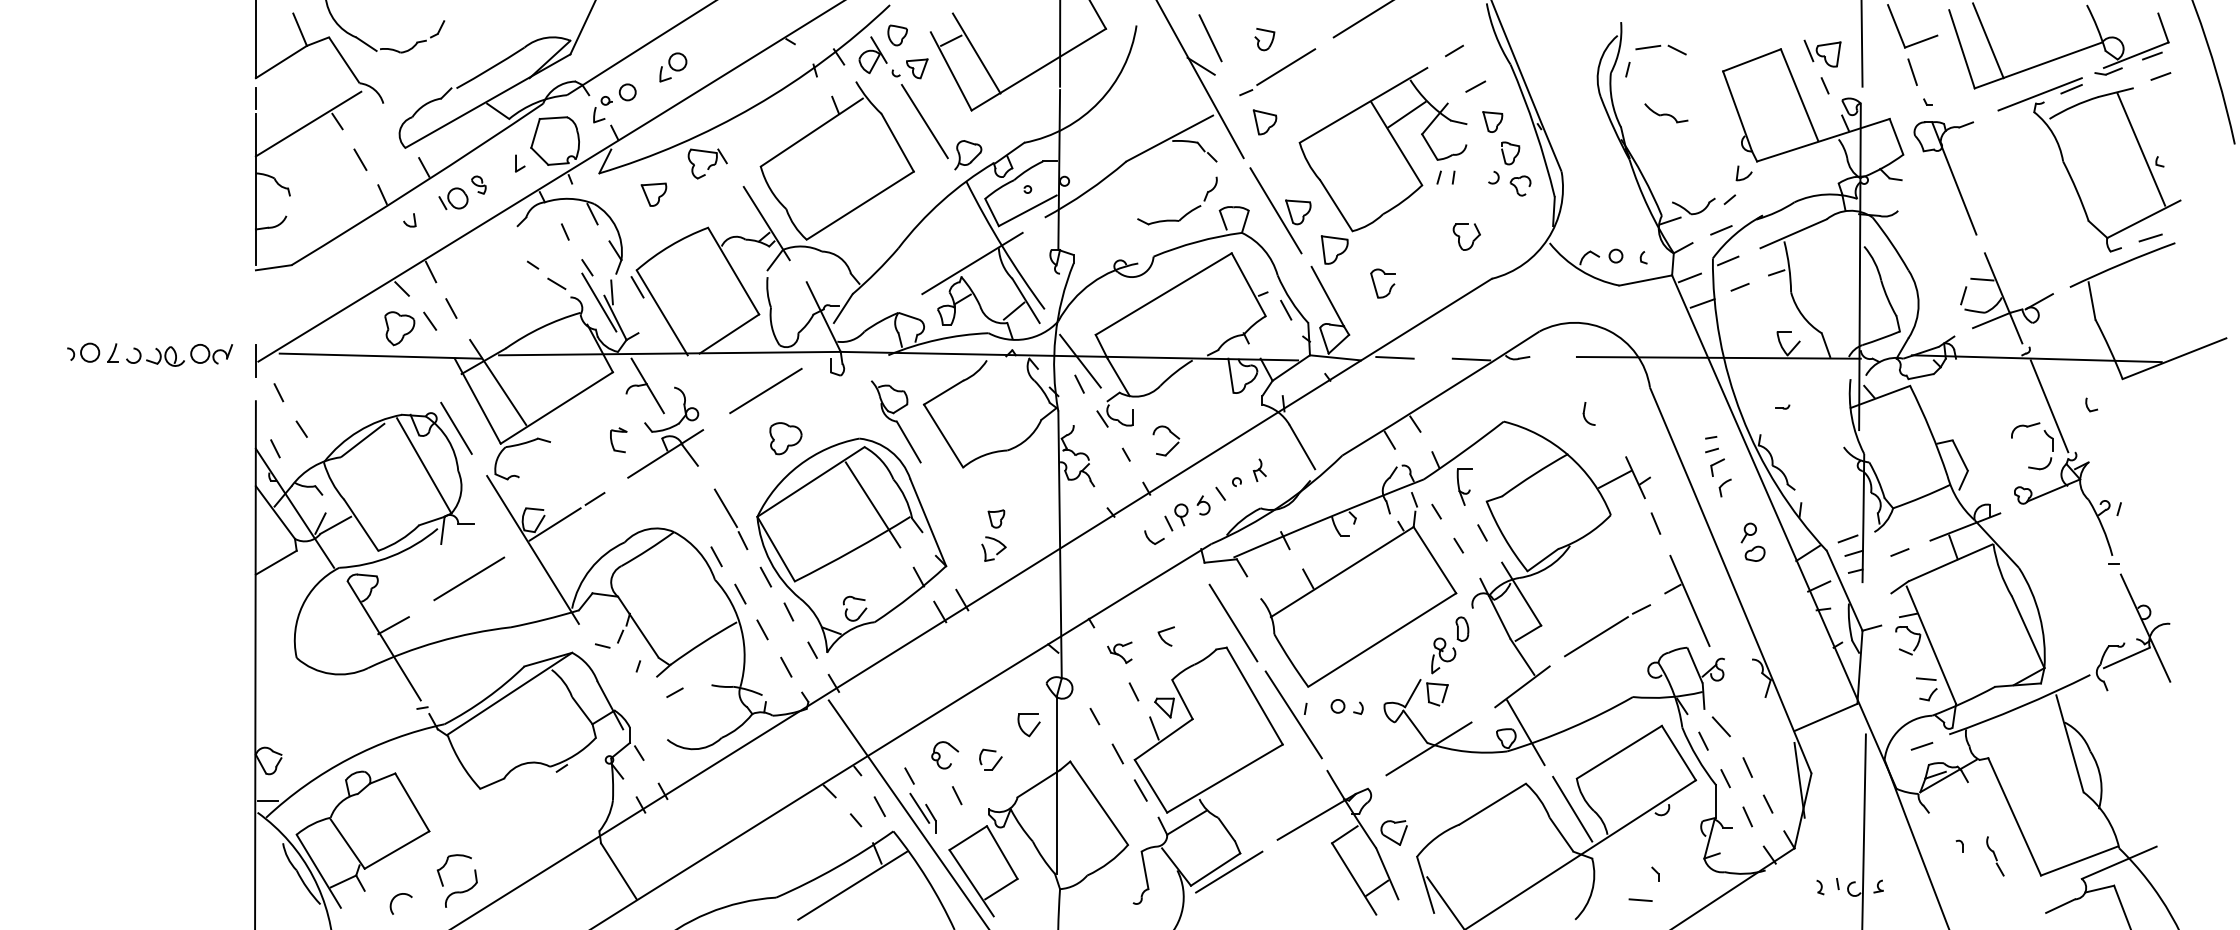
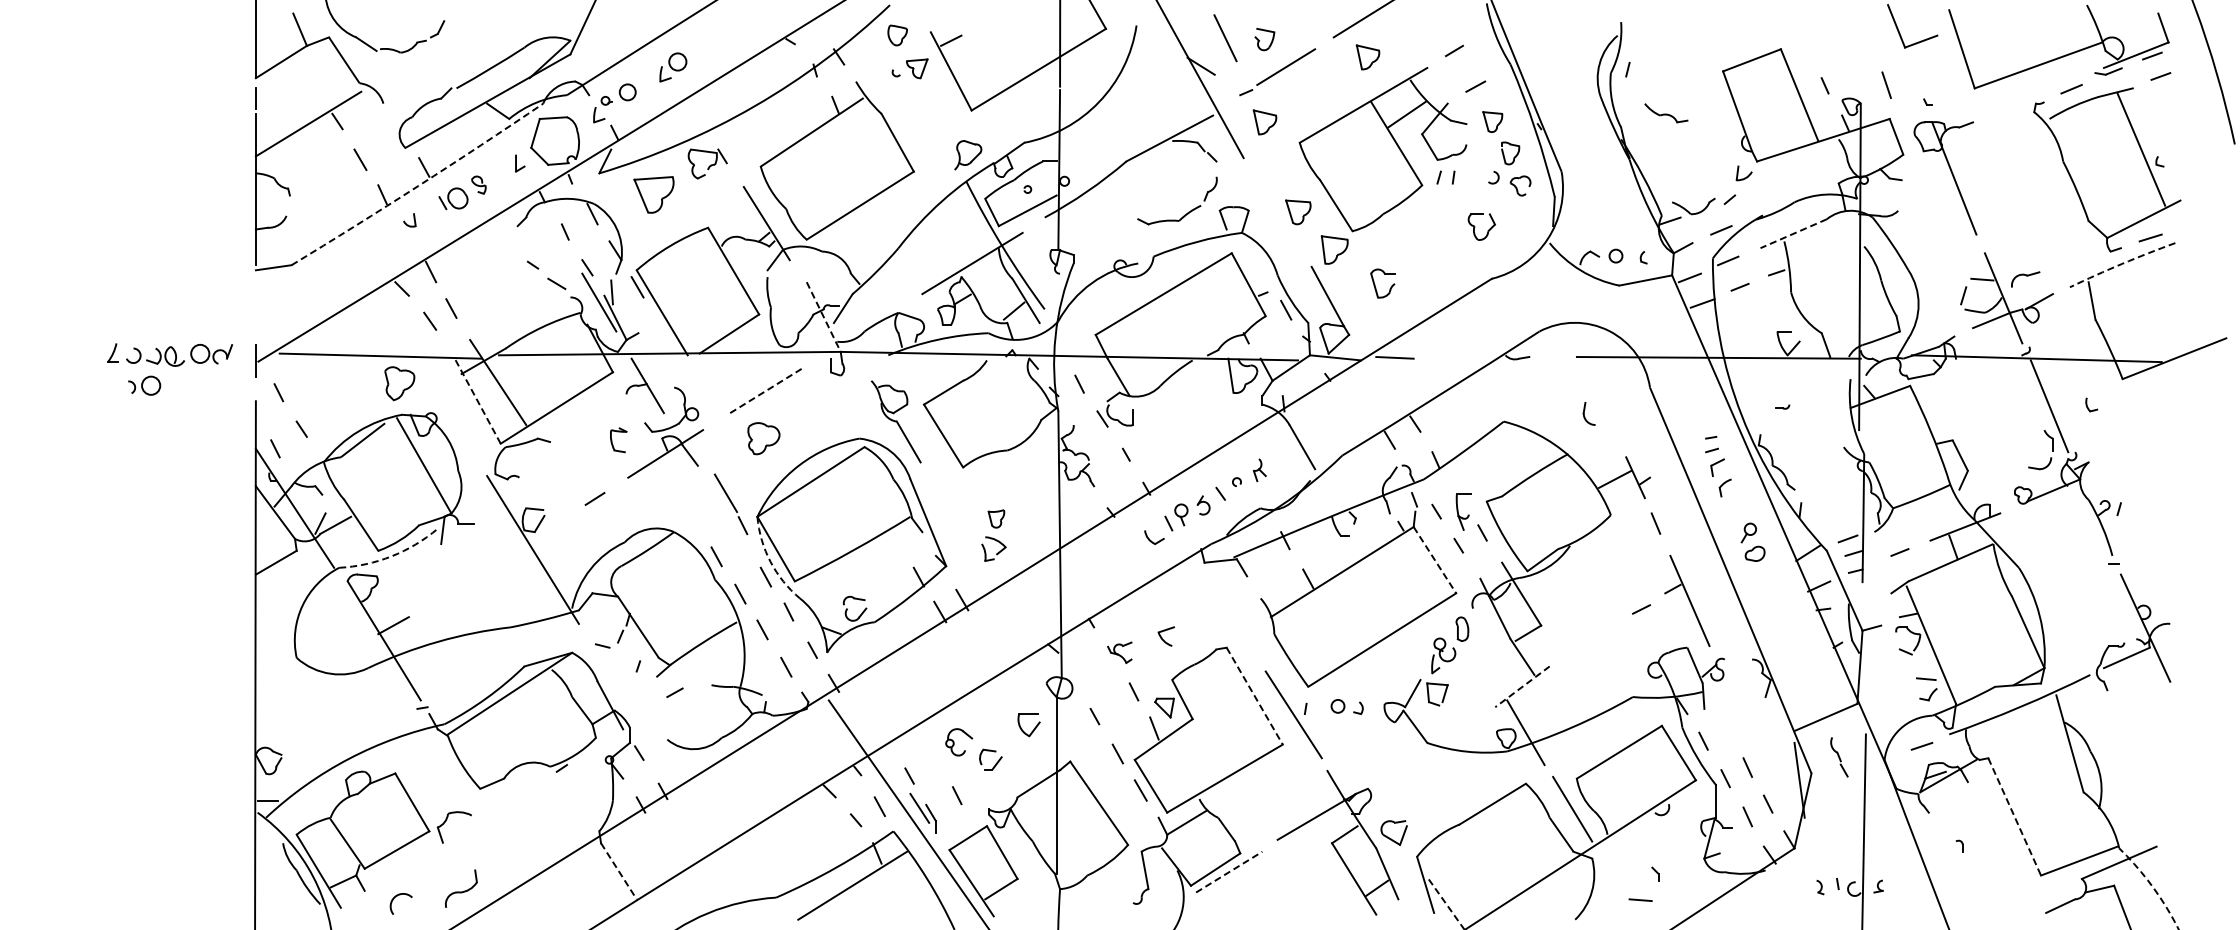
line position: (1210, 38) -> (1225, 38) (1225, 38)
line: present -> none (1988, 40)
line: present -> none (1861, 44)
part: present -> none (1660, 49)
line: present -> none (976, 53)
part: present -> none (1822, 53)
part: present -> none (872, 55)
part: none -> present (1367, 57)
line position: (1912, 71) -> (1886, 84) (1886, 84)
line: present -> none (2039, 94)
line: present -> none (924, 121)
arc: solid -> dashed (418, 186)
part size: 28x25 px -> 42x38 px (653, 194)
line: present -> none (1275, 210)
line: solid -> dashed (1793, 233)
part position: (1466, 236) -> (1481, 226) (1481, 226)
arc: solid -> dashed (2122, 263)
line: solid -> dashed (823, 317)
part position: (399, 328) -> (399, 383) (399, 383)
part position: (83, 352) -> (144, 385) (144, 385)
line: present -> none (1471, 359)
line: present -> none (1080, 360)
line: solid -> dashed (765, 391)
line: solid -> dashed (477, 400)
line: present -> none (456, 427)
part position: (2025, 430) -> (2025, 279) (2025, 279)
part: present -> none (1172, 434)
part position: (785, 438) -> (763, 438) (763, 438)
part position: (1464, 486) -> (1463, 511) (1463, 511)
line: present -> none (872, 504)
part position: (730, 518) -> (730, 503) (730, 503)
line: present -> none (554, 524)
arc: solid -> dashed (391, 556)
line: solid -> dashed (1435, 560)
arc: solid -> dashed (770, 561)
line: present -> none (469, 578)
line: present -> none (1233, 622)
line: present -> none (1596, 636)
line: solid -> dashed (1522, 687)
line: solid -> dashed (1254, 696)
line: present -> none (1720, 726)
line: present -> none (1428, 748)
part position: (945, 755) -> (959, 742) (959, 742)
line: solid -> dashed (2014, 817)
part position: (1995, 856) -> (1839, 757) (1839, 757)
part position: (446, 864) -> (446, 821) (446, 821)
line: solid -> dashed (619, 871)
line: solid -> dashed (1229, 872)
arc: solid -> dashed (2152, 886)
line: solid -> dashed (1445, 903)
